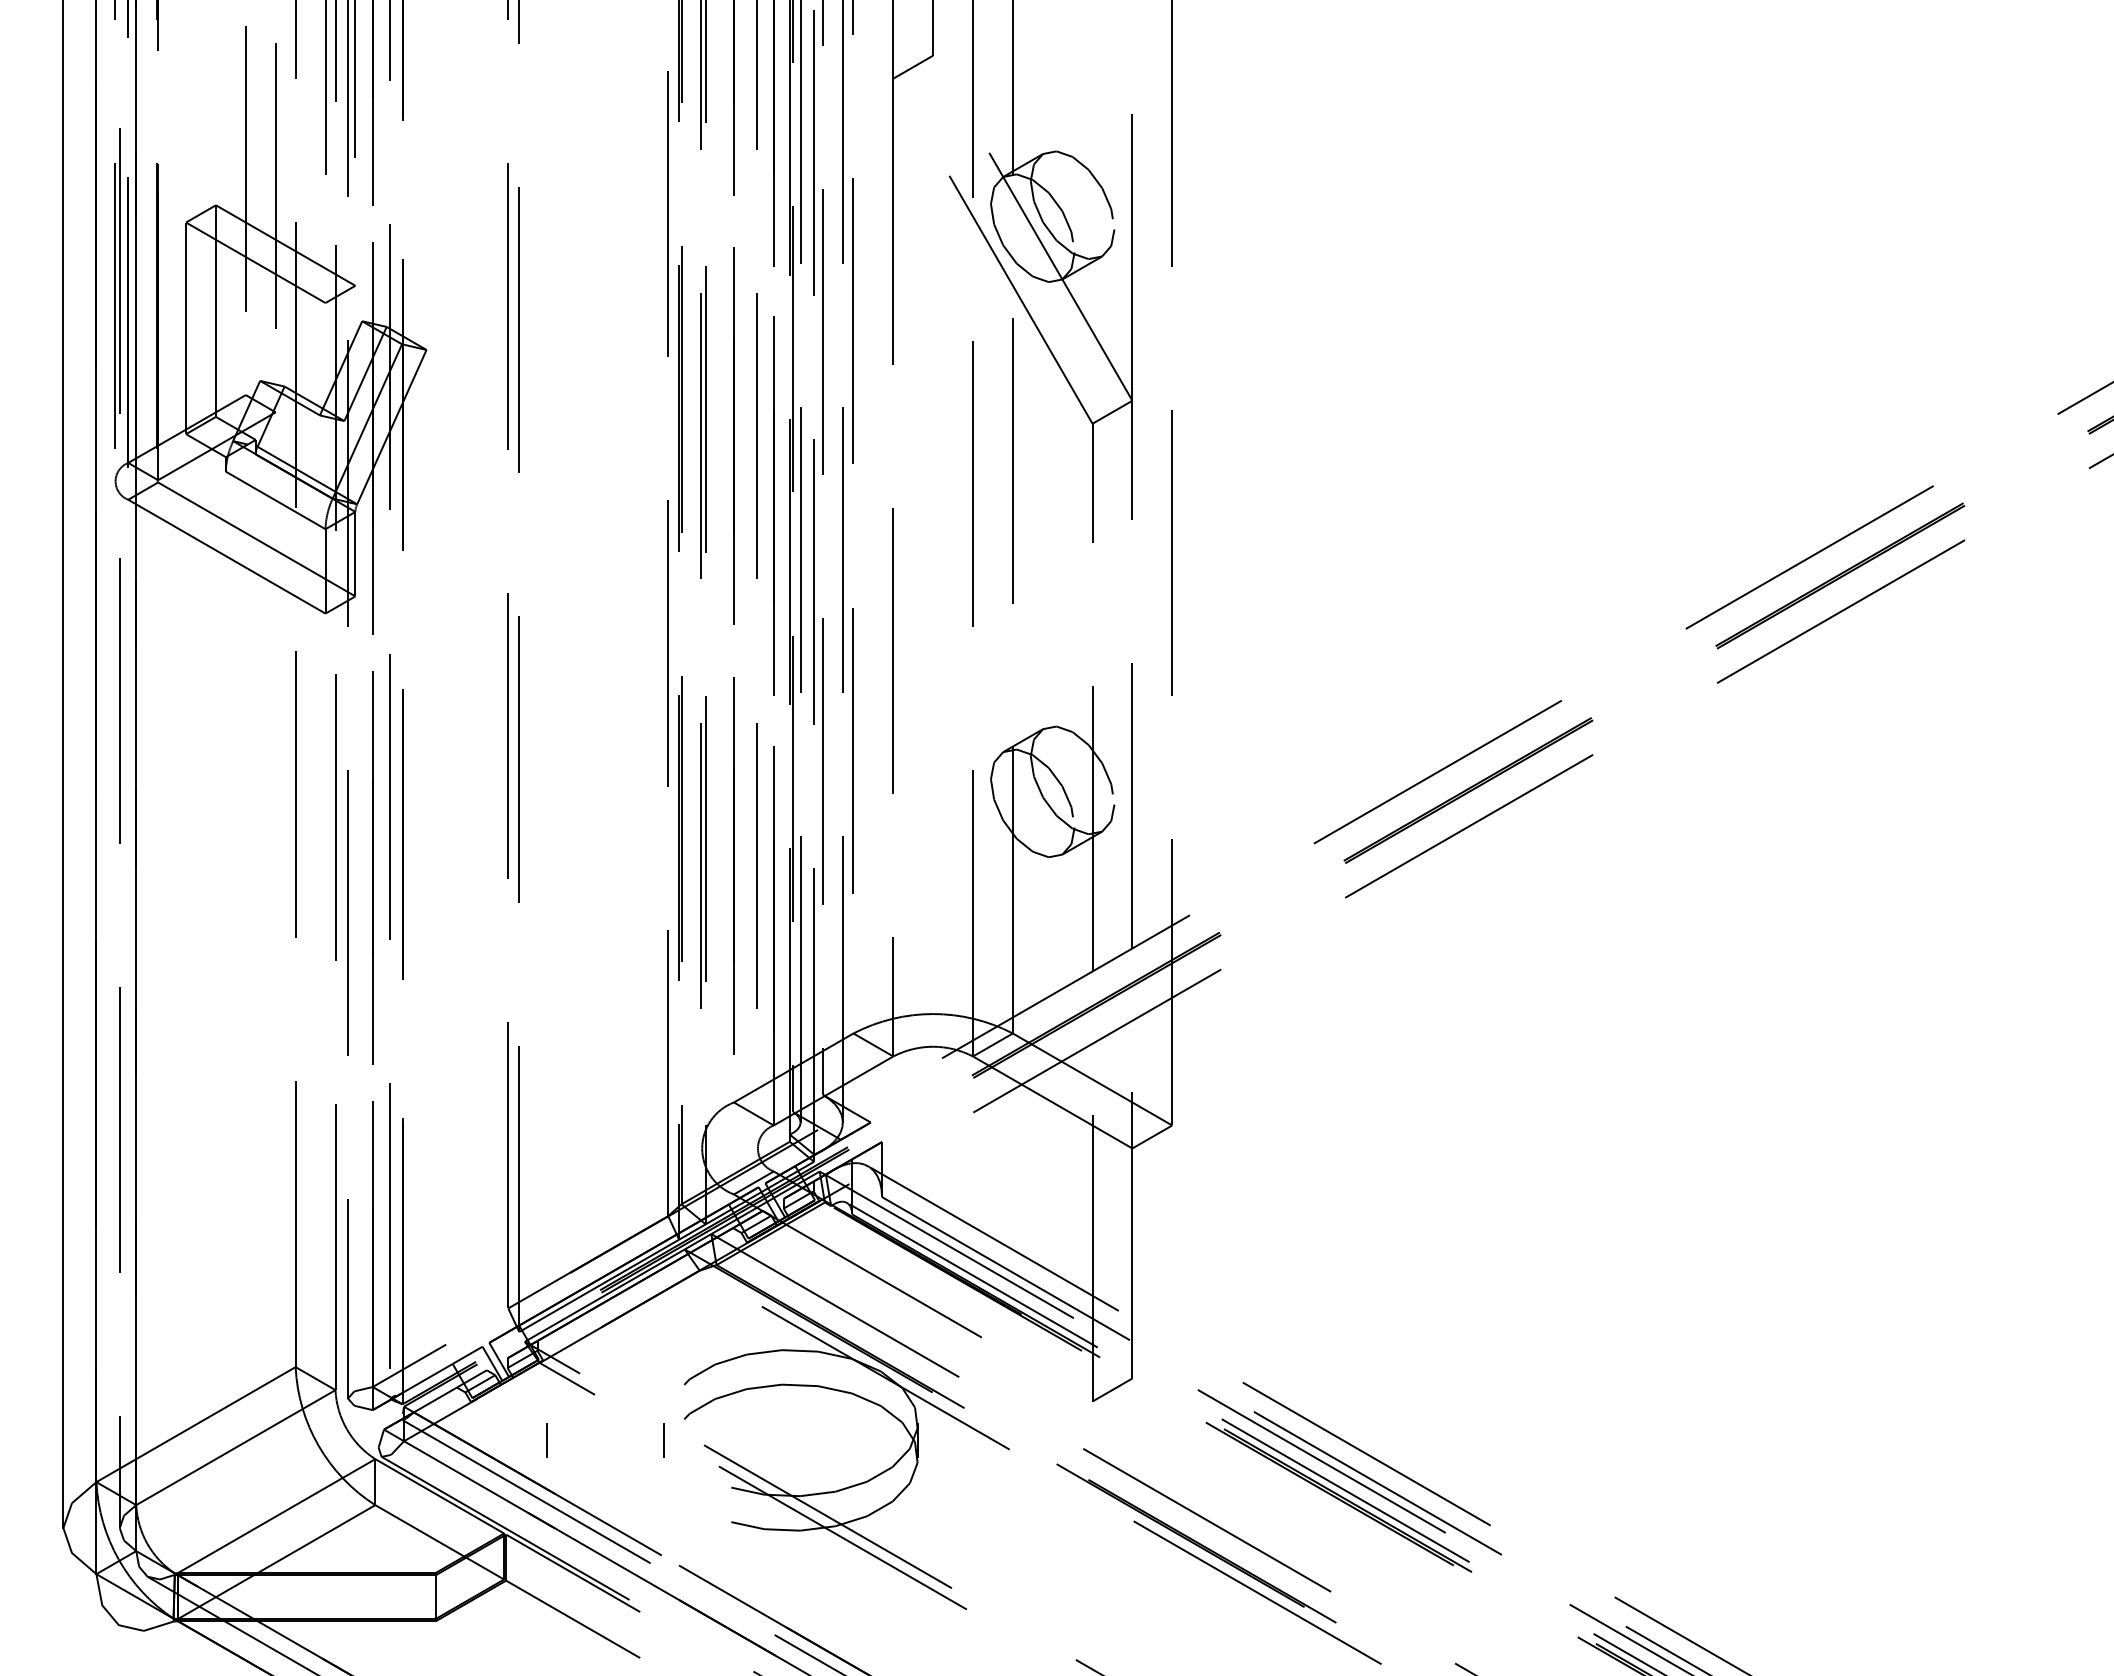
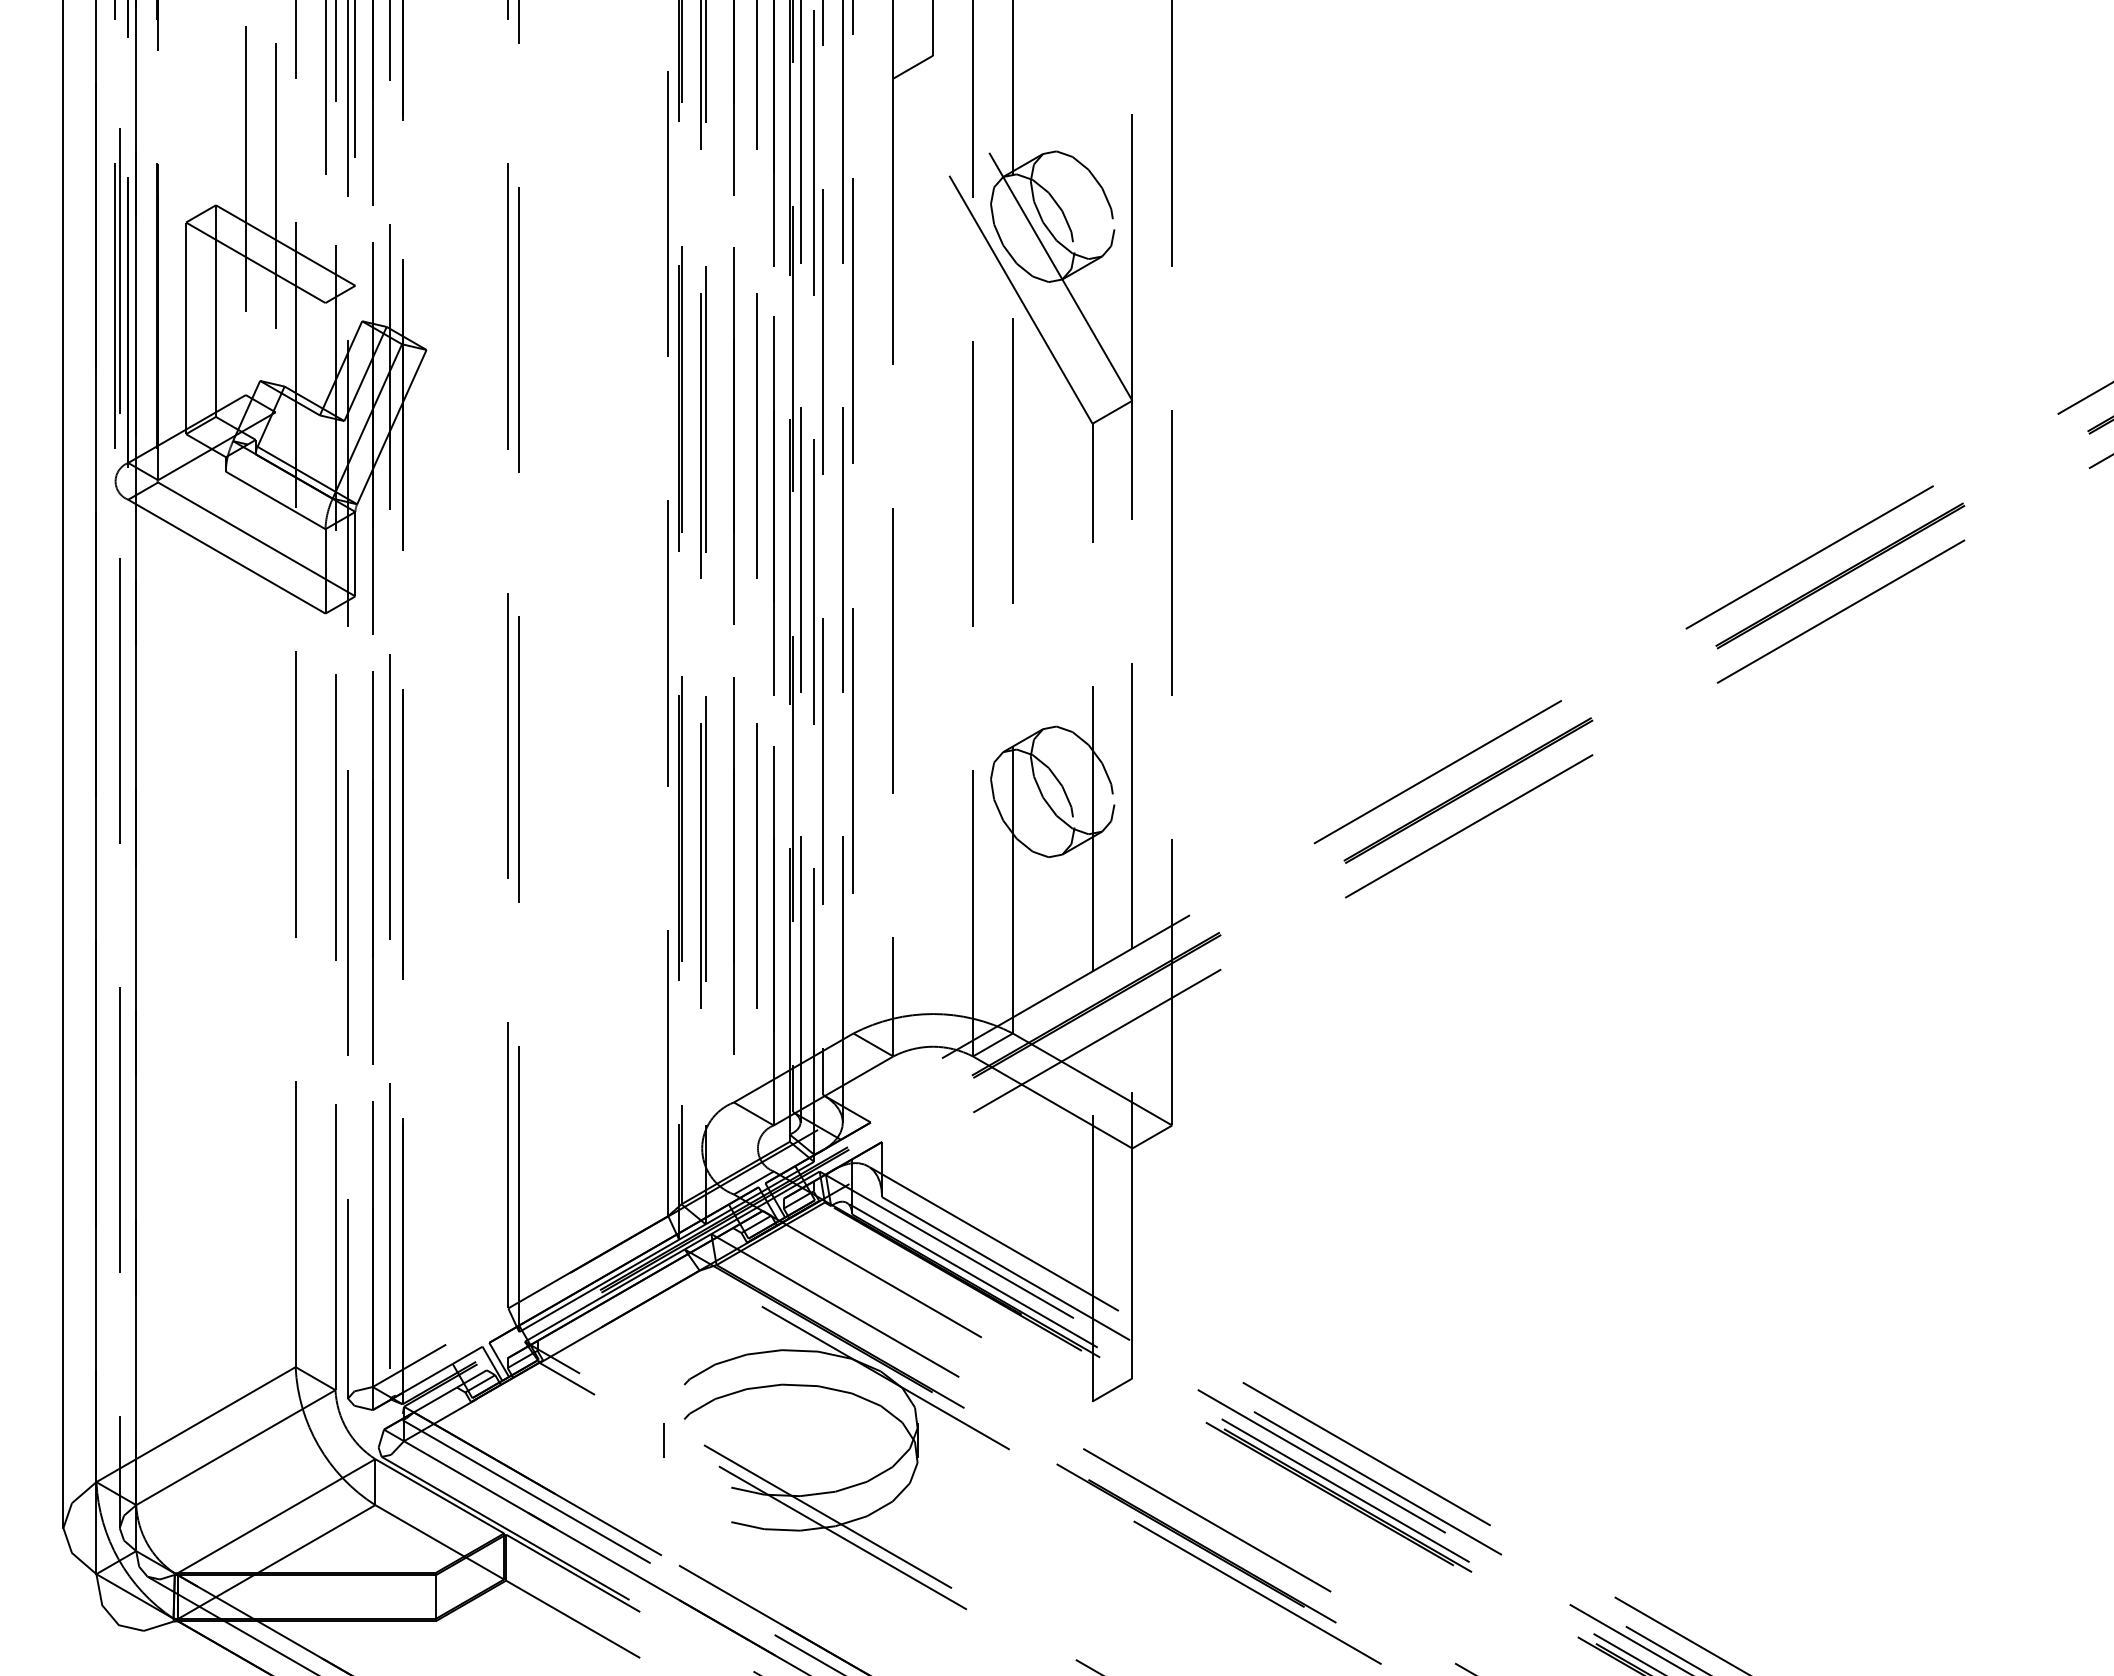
line: present -> none (546, 1440)
